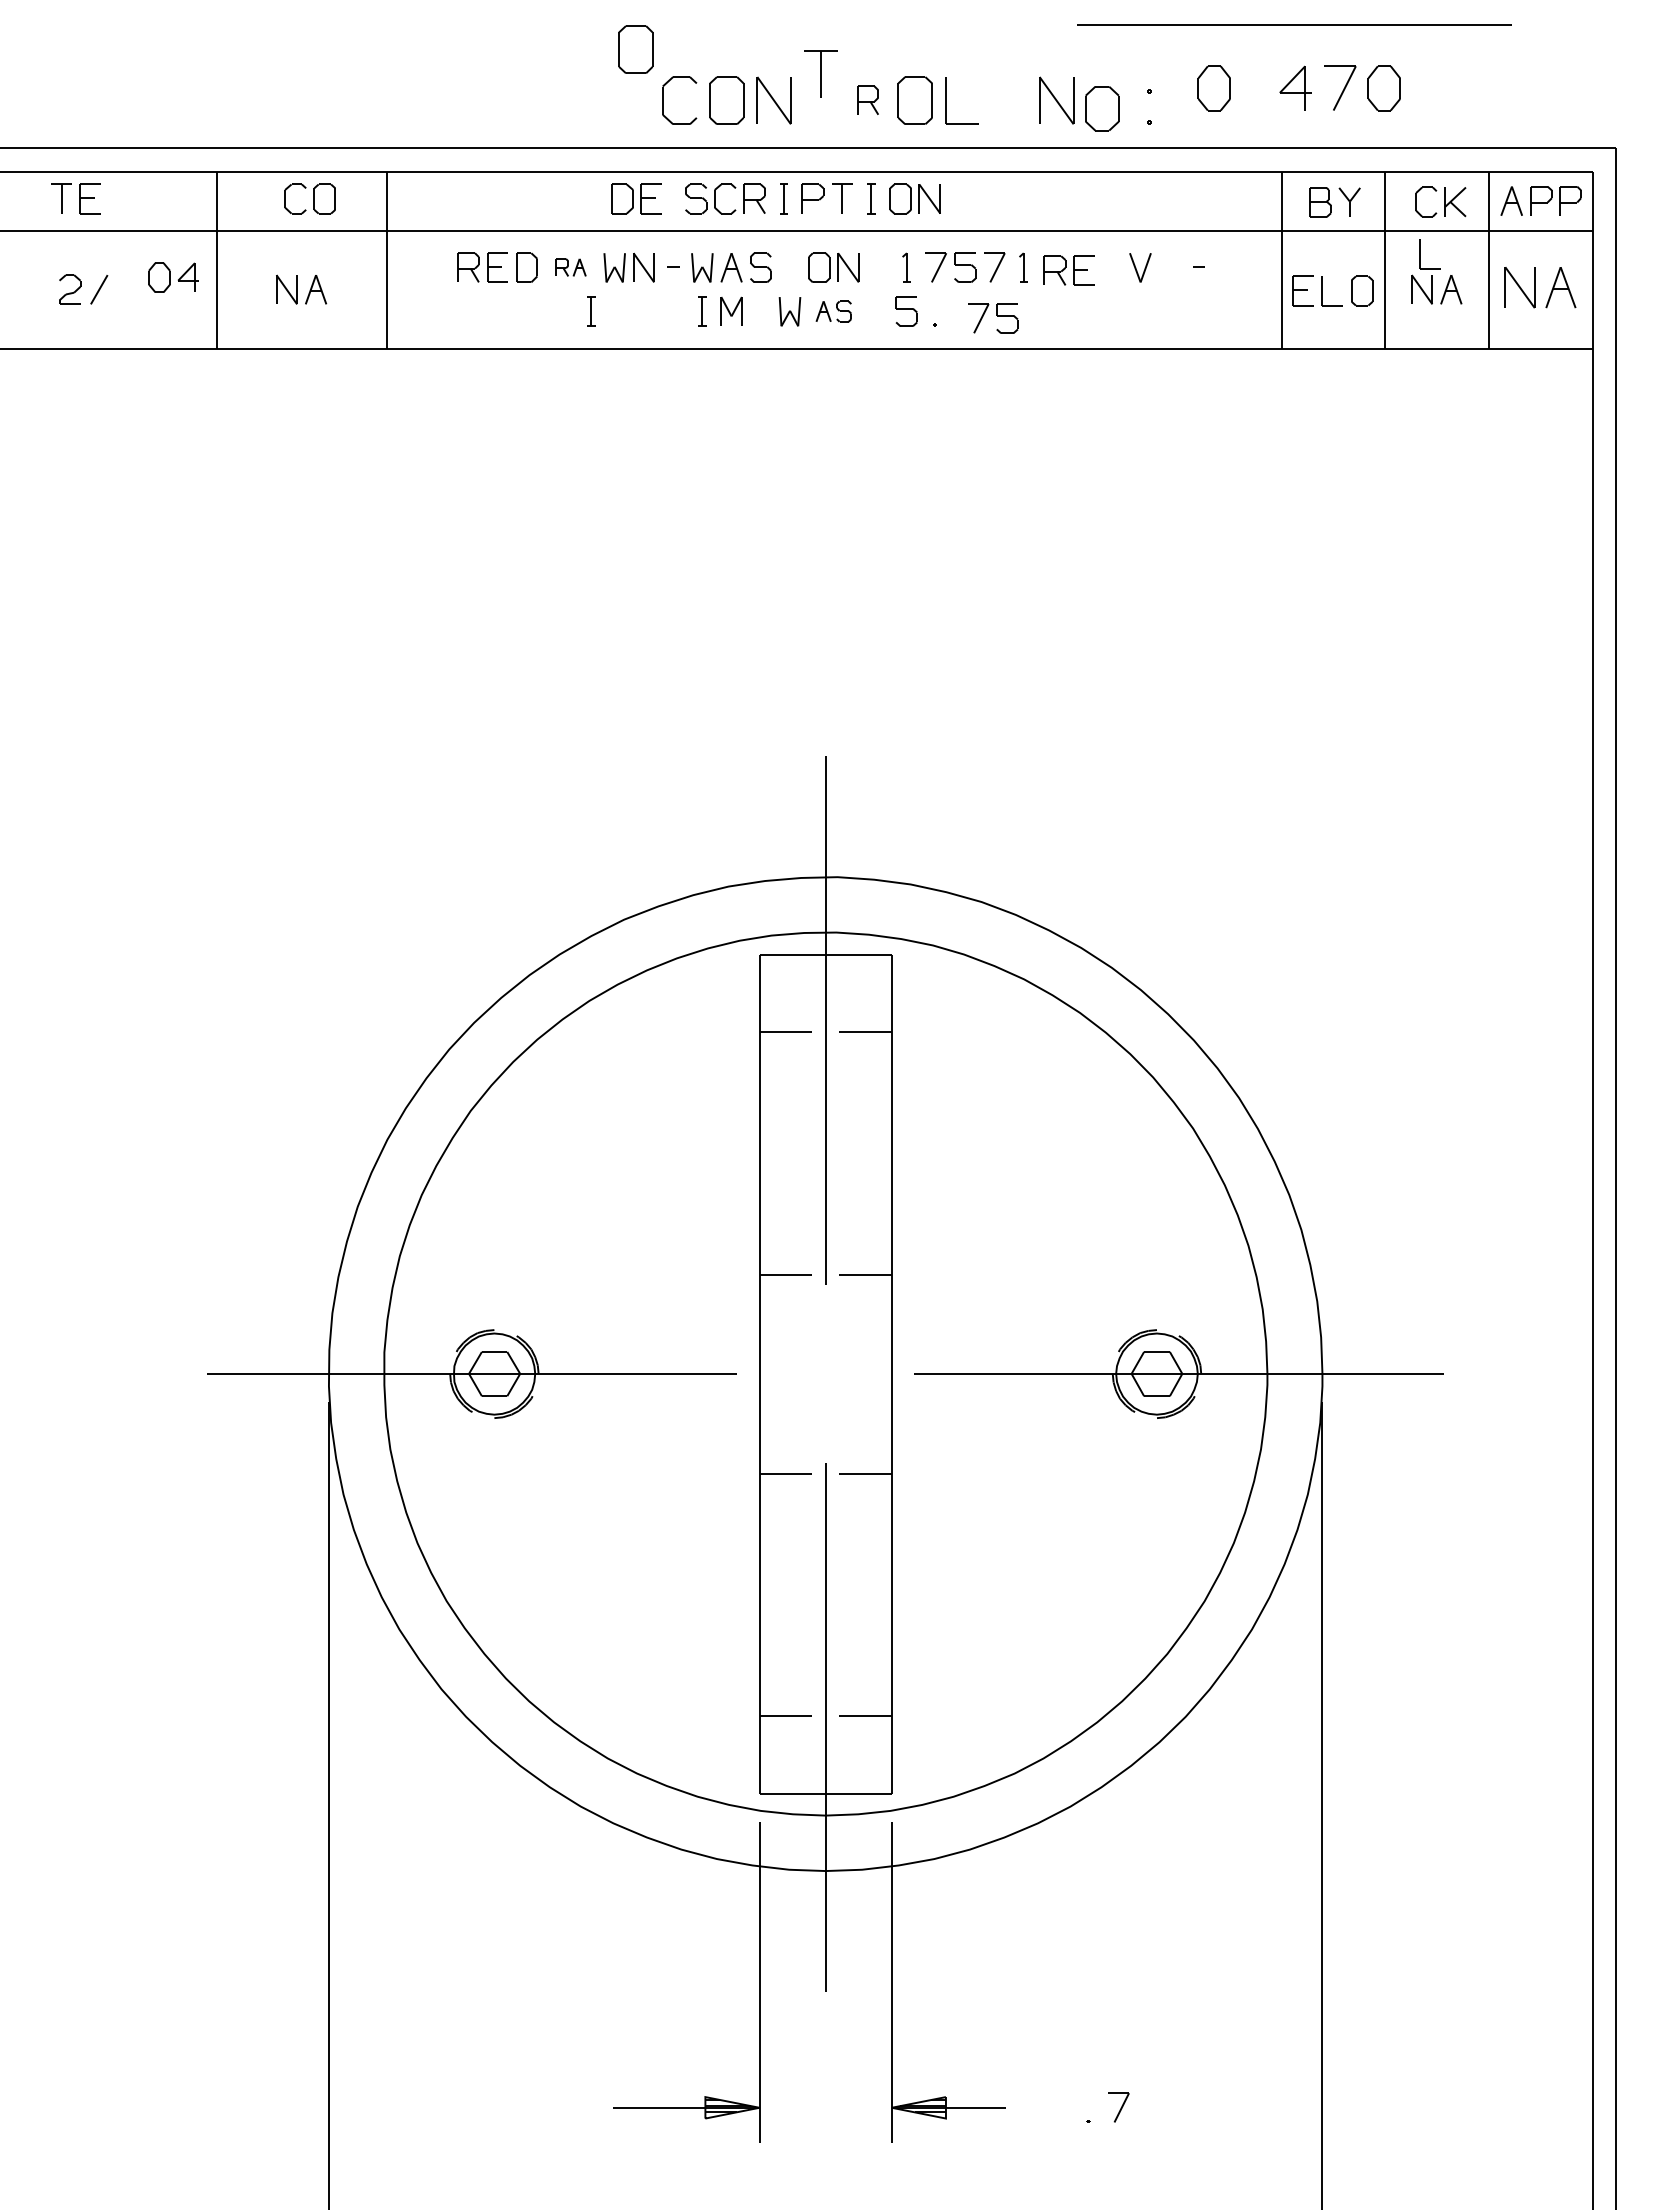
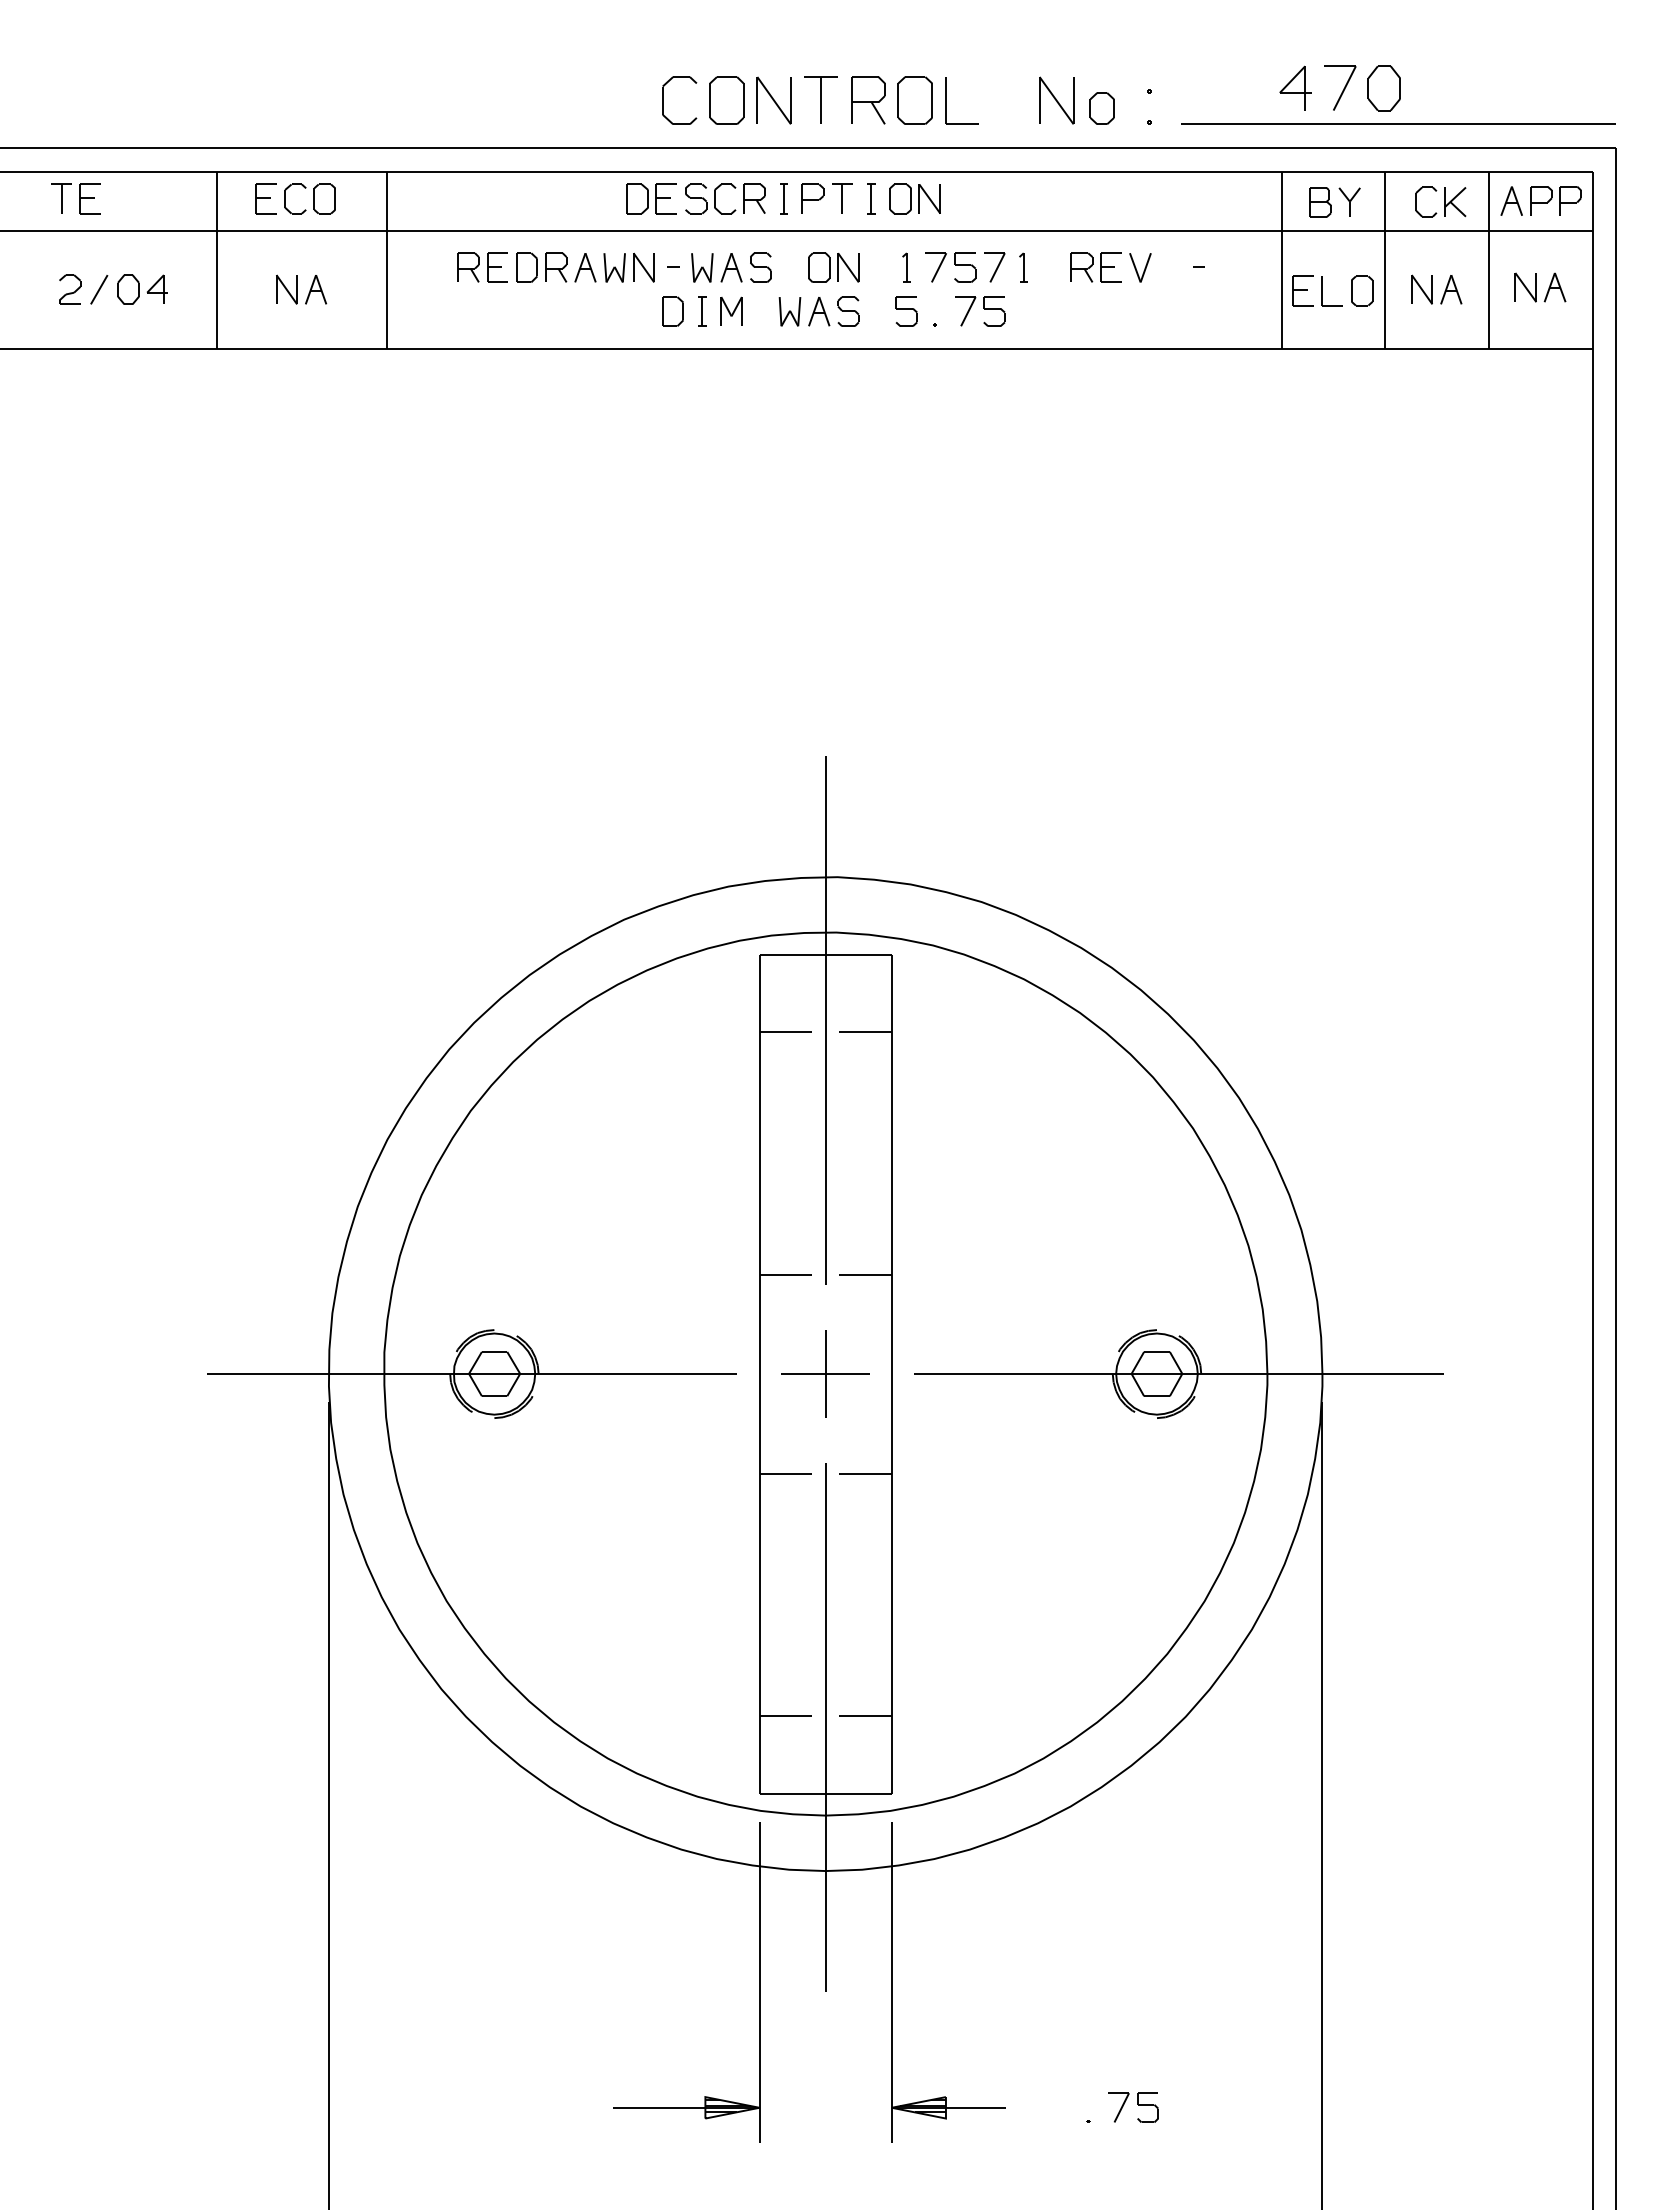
line position: (1294, 24) -> (1398, 123) (1398, 123)
part: present -> none (635, 49)
part position: (820, 73) -> (820, 99) (820, 99)
part: present -> none (1213, 88)
part size: 22x30 px -> 35x49 px (868, 100)
part size: 35x46 px -> 26x33 px (1101, 108)
part: none -> present (265, 198)
part position: (636, 198) -> (651, 198) (651, 198)
part: present -> none (1420, 254)
part size: 32x19 px -> 52x31 px (570, 267)
part position: (1068, 270) -> (1095, 267) (1095, 267)
part position: (173, 277) -> (142, 289) (142, 289)
part size: 73x42 px -> 53x31 px (1540, 287)
part: present -> none (591, 311)
part: none -> present (672, 311)
part size: 37x23 px -> 52x31 px (833, 311)
part position: (993, 318) -> (980, 311) (980, 311)
part: none -> present (825, 1373)
part: none -> present (1147, 2107)
